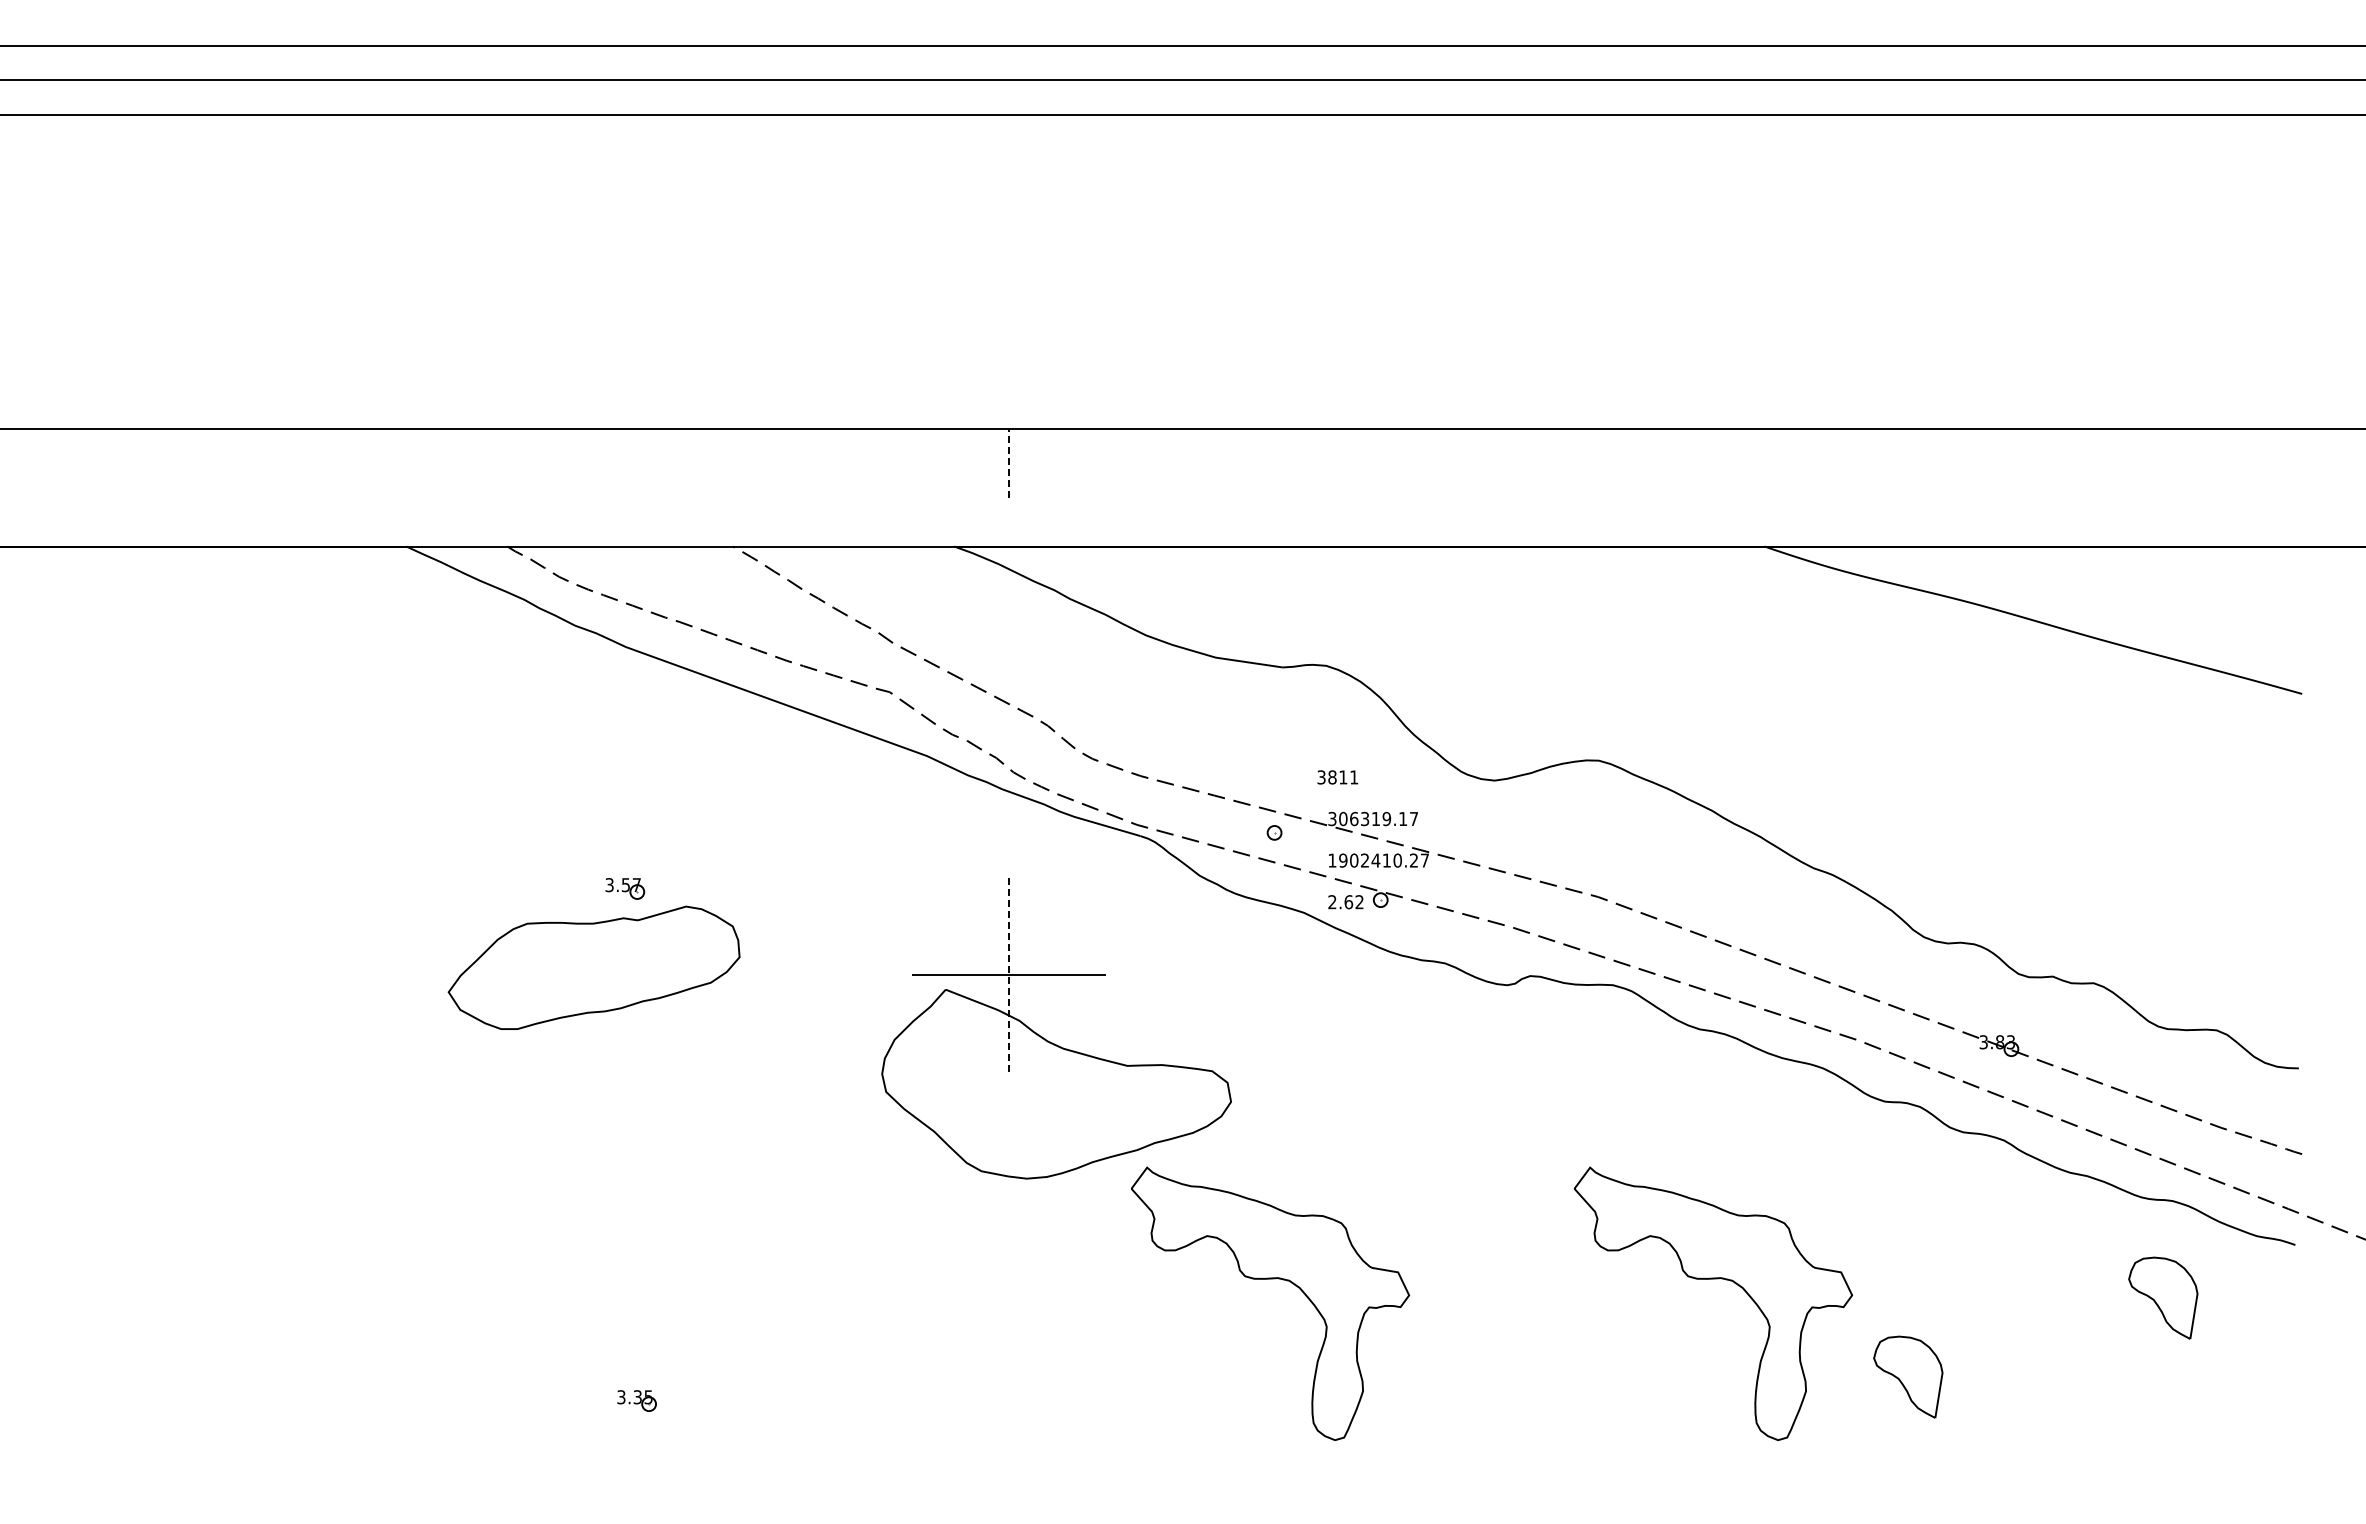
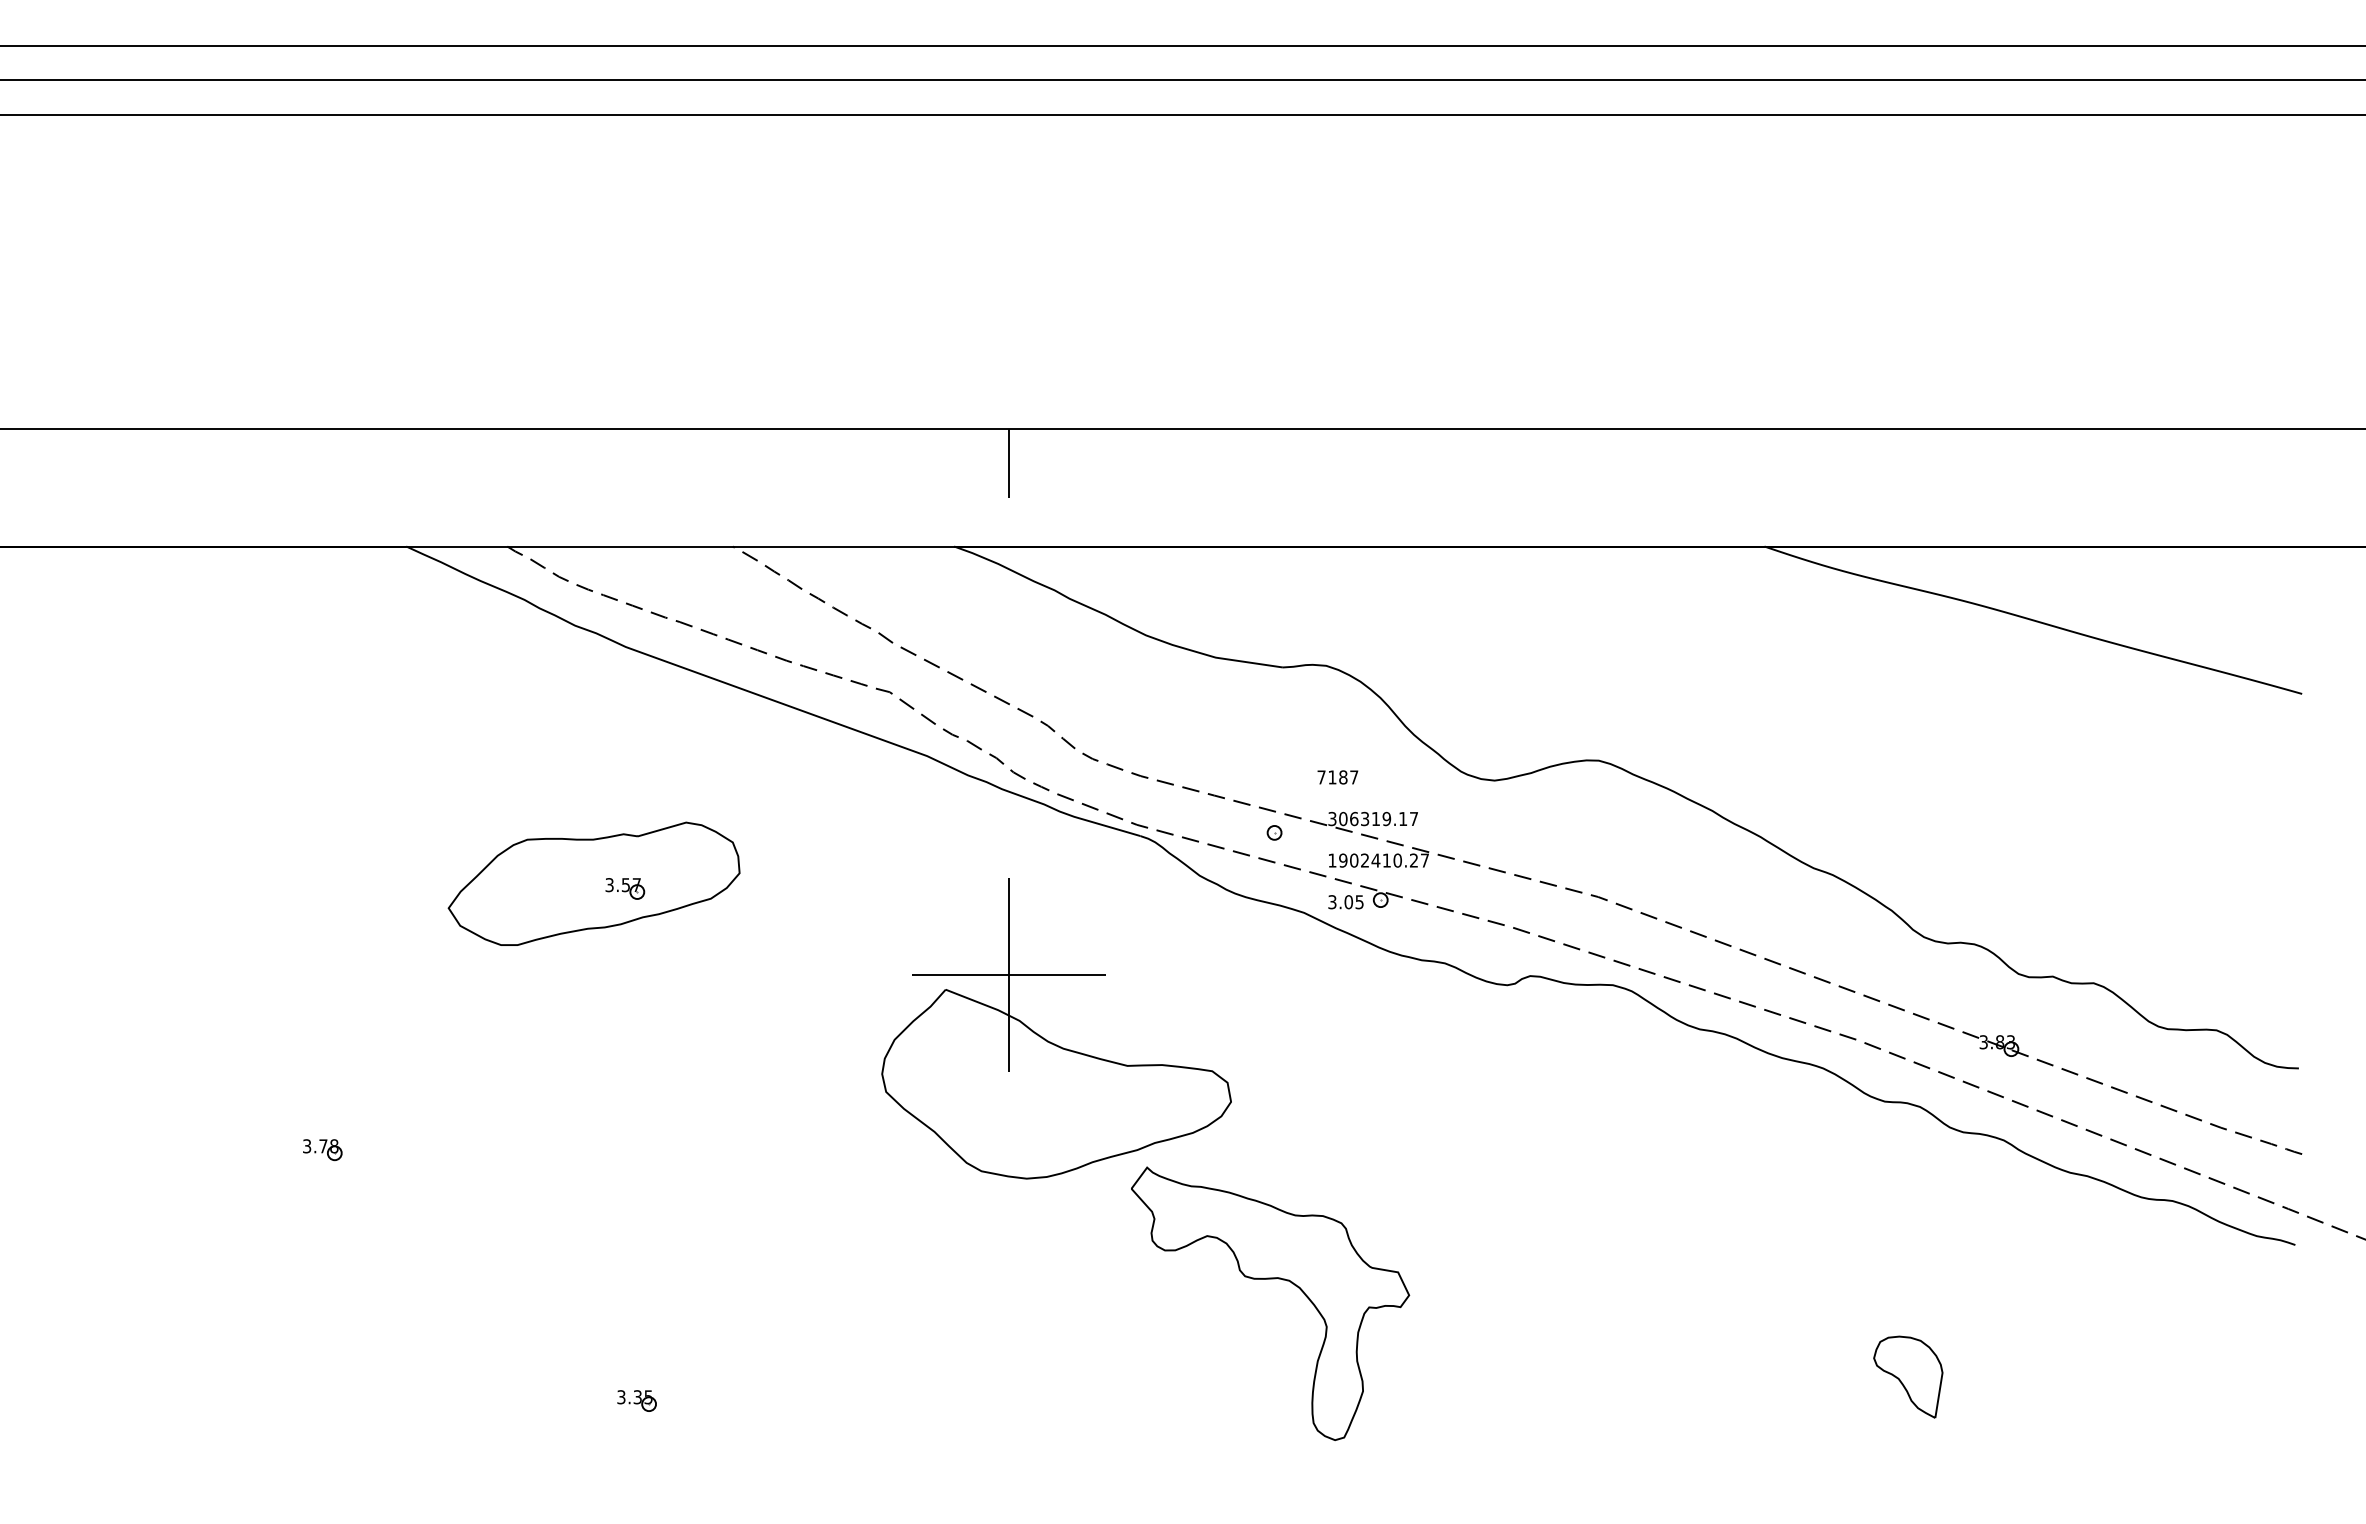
line: dashed -> solid (1008, 463)
text: 3811 -> 7187 (1337, 777)
text: 2.62 -> 3.05 (1345, 902)
part position: (593, 967) -> (593, 883) (593, 883)
line: dashed -> solid (1008, 975)
part: none -> present (322, 1150)
part: present -> none (1713, 1279)
part: present -> none (2163, 1297)
